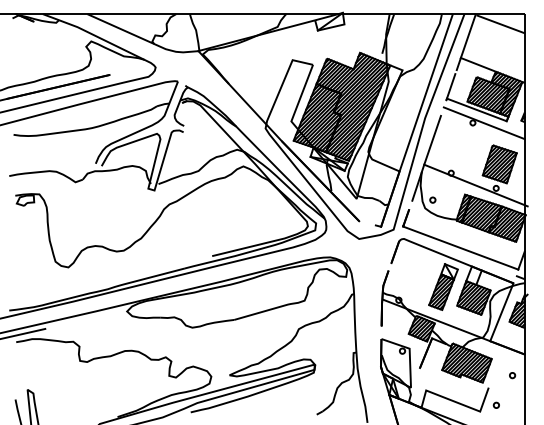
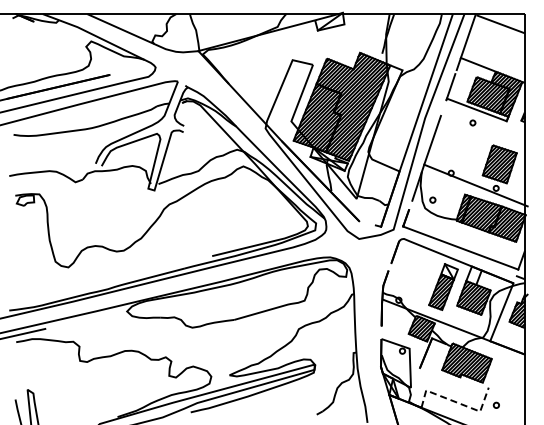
line: present -> none (483, 123)
part: present -> none (512, 375)
line: solid -> dashed (456, 402)
